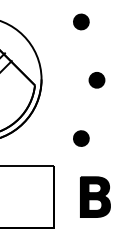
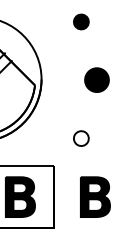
part size: 18x17 px -> 26x26 px (96, 79)
fill: present -> none (80, 138)
part: none -> present (20, 196)
